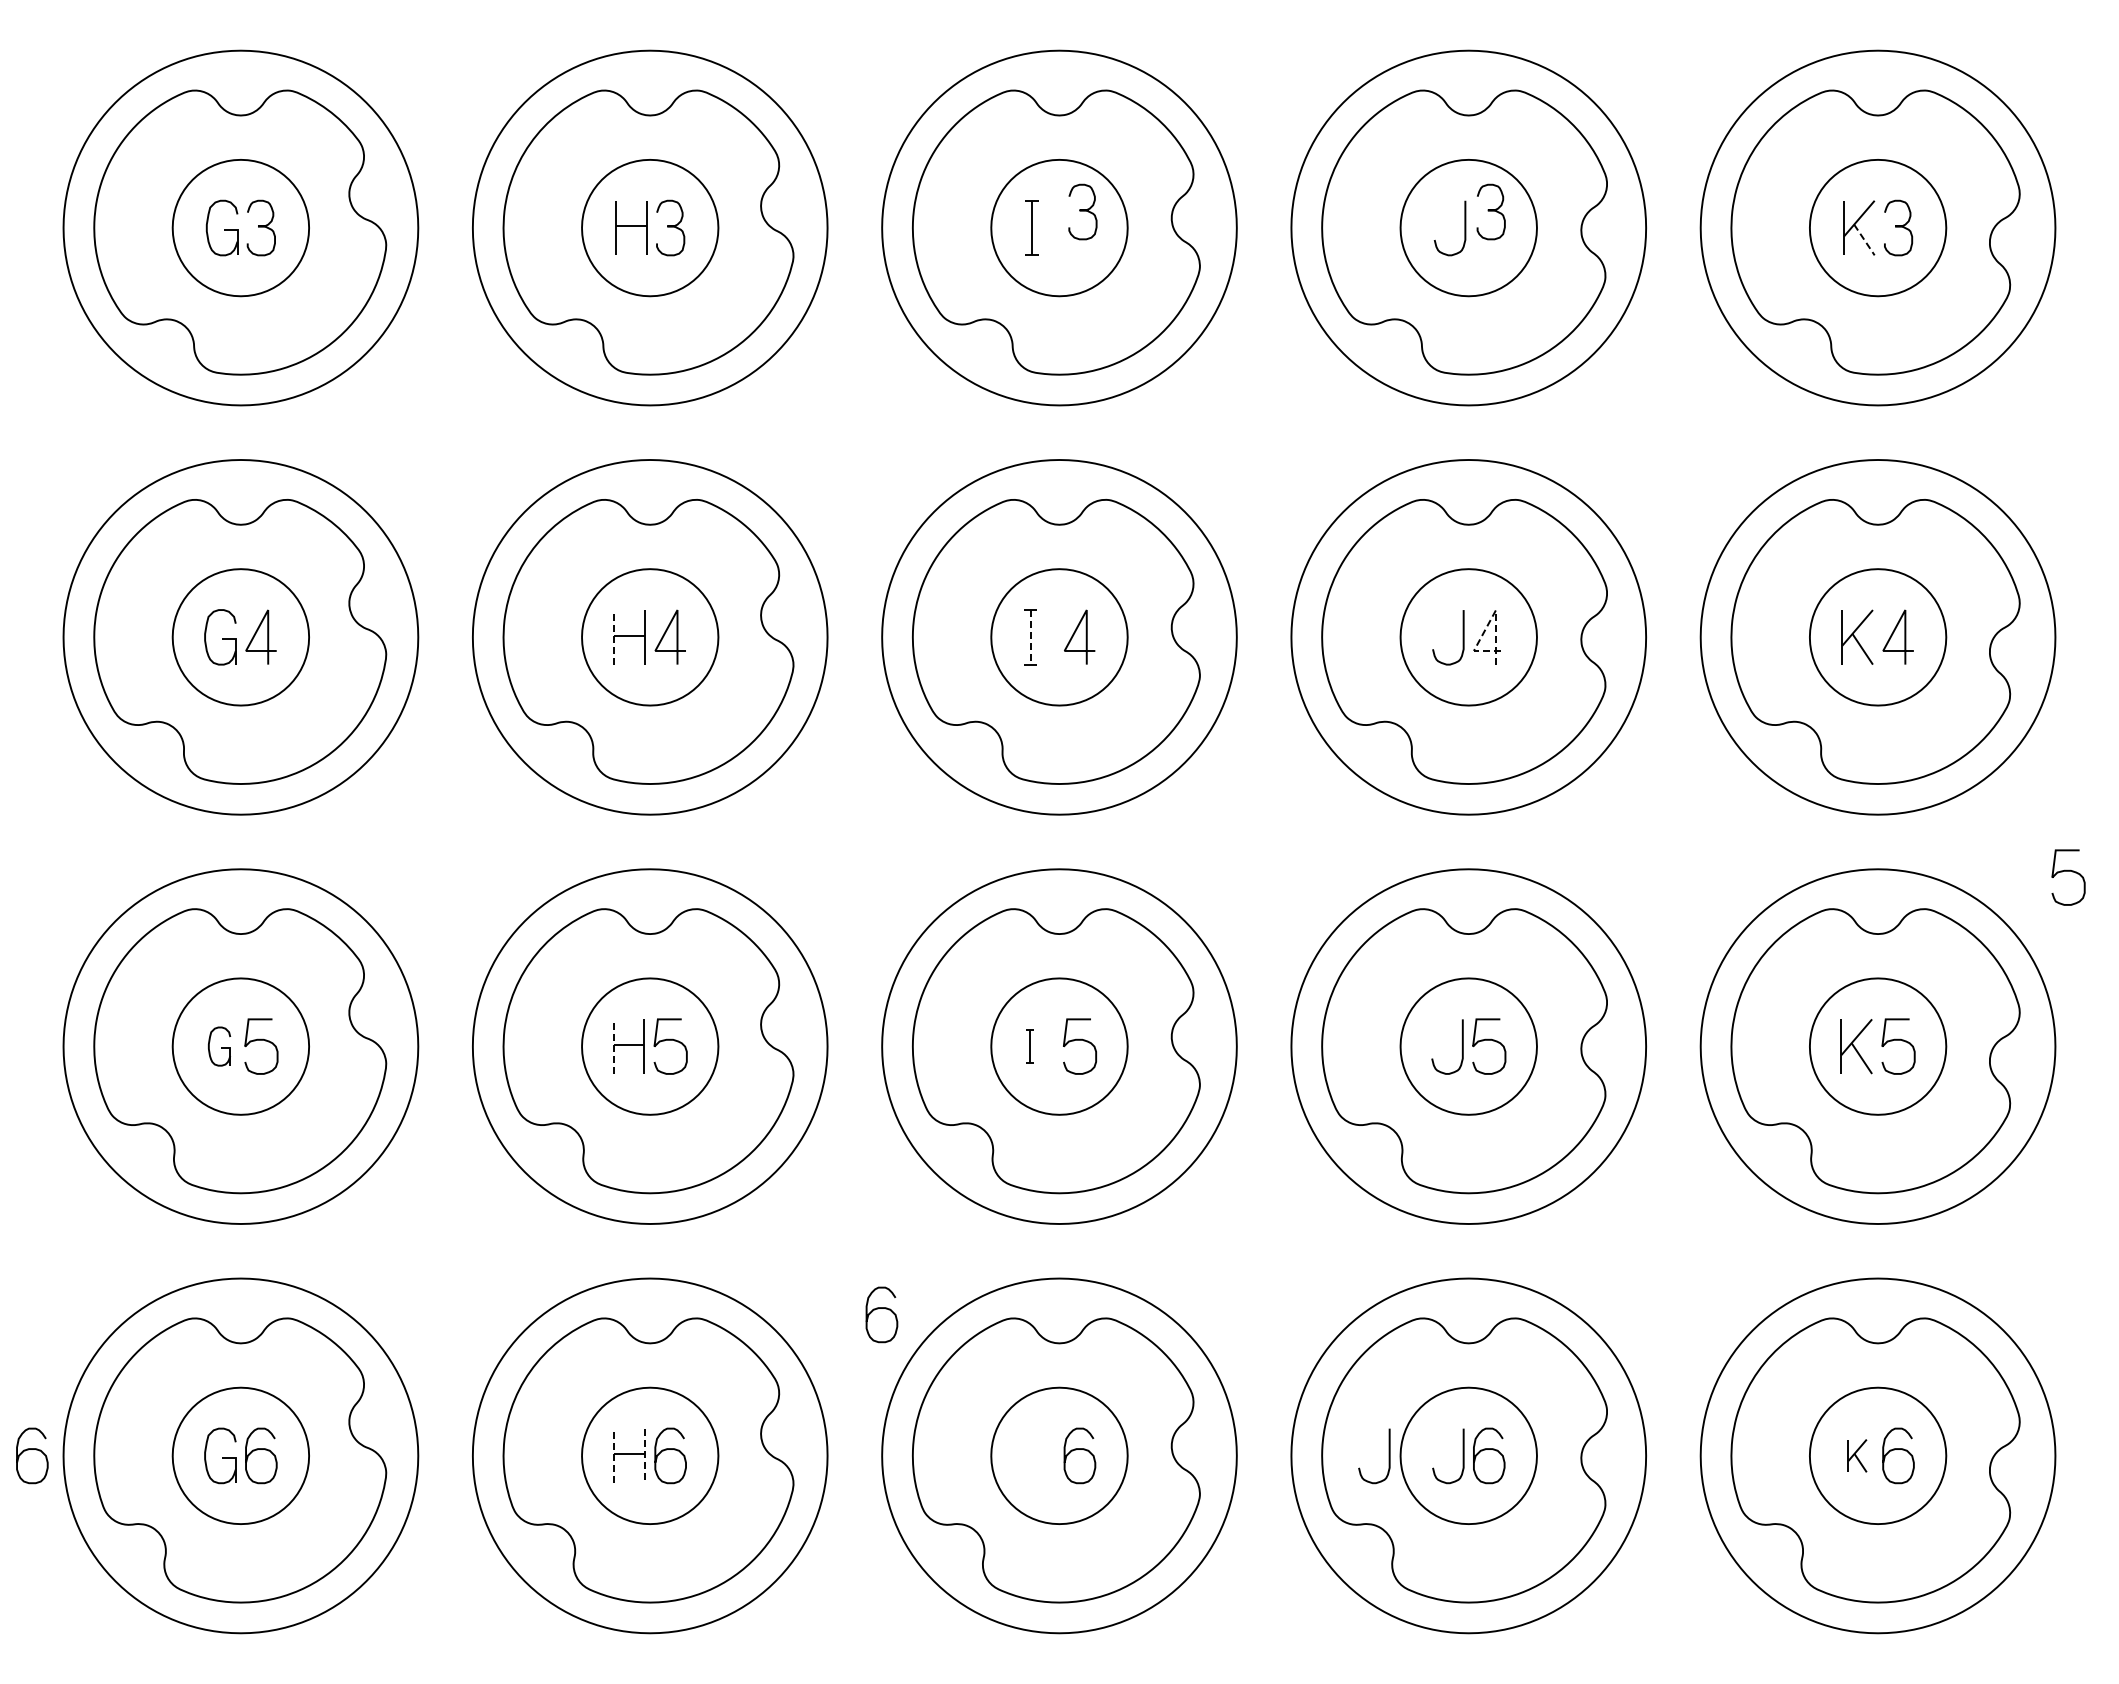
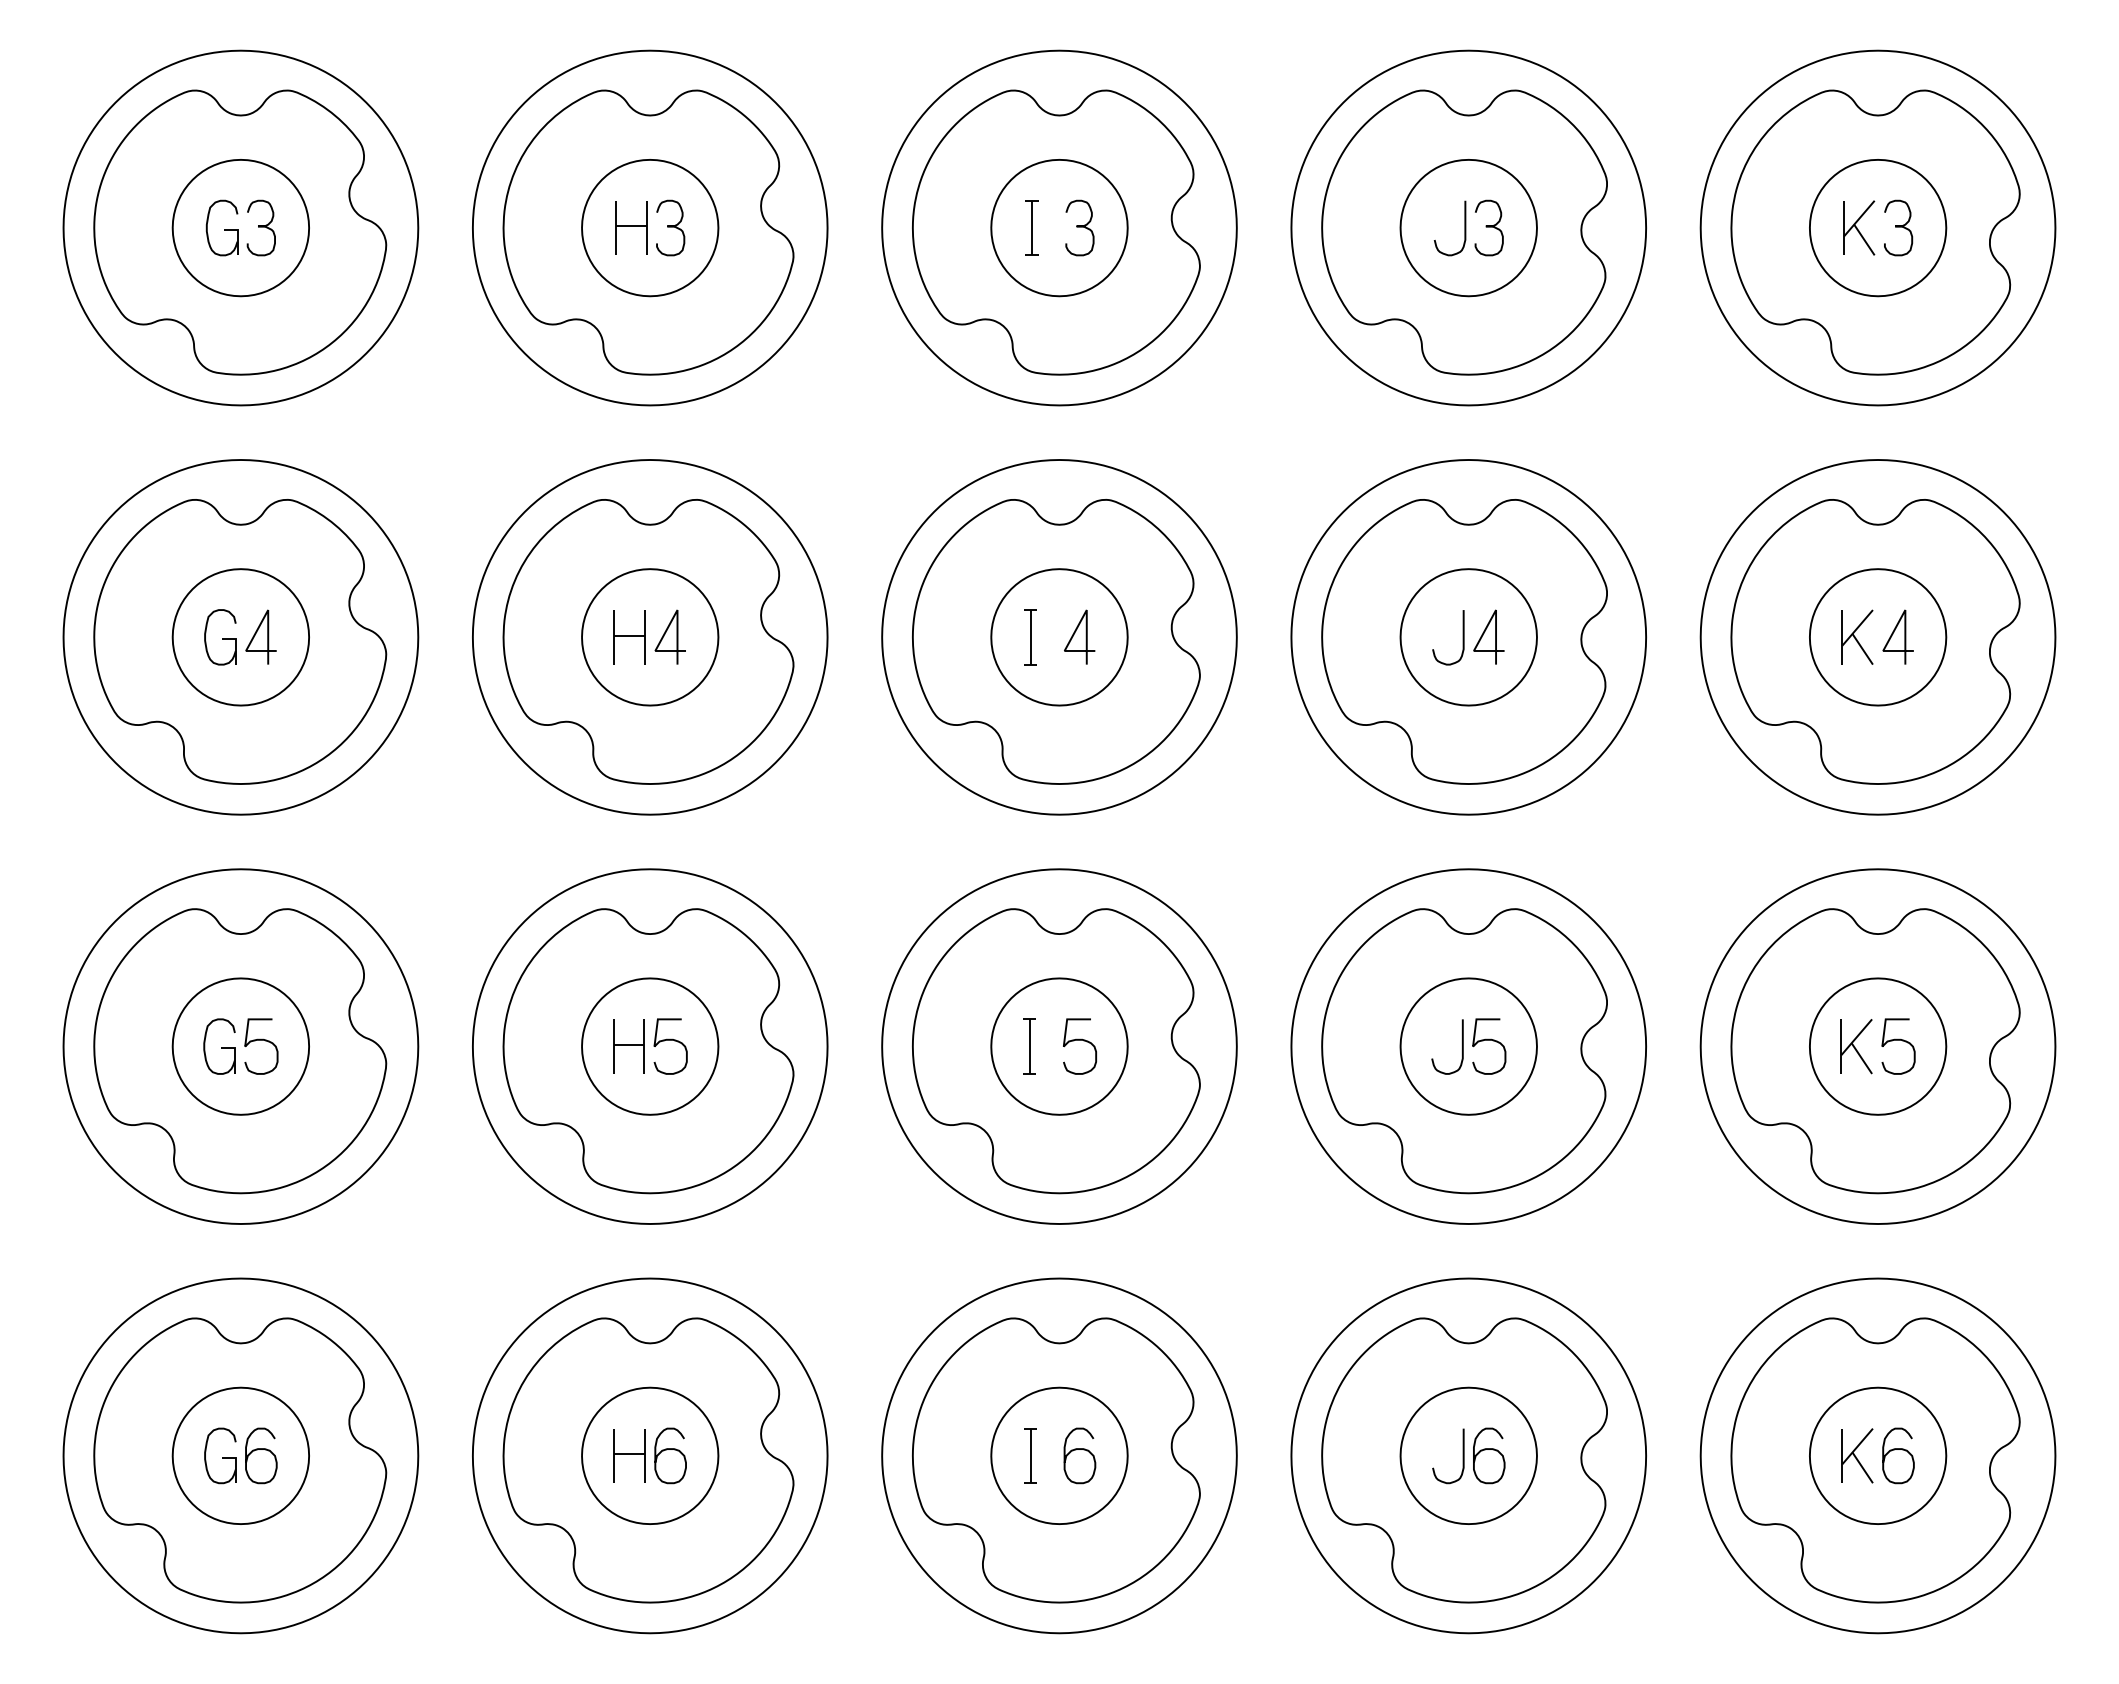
curve position: (1082, 211) -> (1079, 227) (1079, 227)
curve position: (1490, 211) -> (1488, 227) (1488, 227)
line: dashed -> solid (1864, 240)
line: dashed -> solid (1490, 620)
line: dashed -> solid (614, 636)
line: dashed -> solid (1030, 637)
curve: present -> none (2068, 871)
part size: 24x41 px -> 33x57 px (219, 1046)
line: dashed -> solid (613, 1046)
part size: 8x35 px -> 13x57 px (1029, 1046)
curve: present -> none (878, 1309)
curve: present -> none (32, 1449)
line: dashed -> solid (614, 1455)
part: none -> present (1030, 1455)
part size: 21x34 px -> 33x56 px (1857, 1455)
line: dashed -> solid (645, 1456)
curve: present -> none (1388, 1456)
